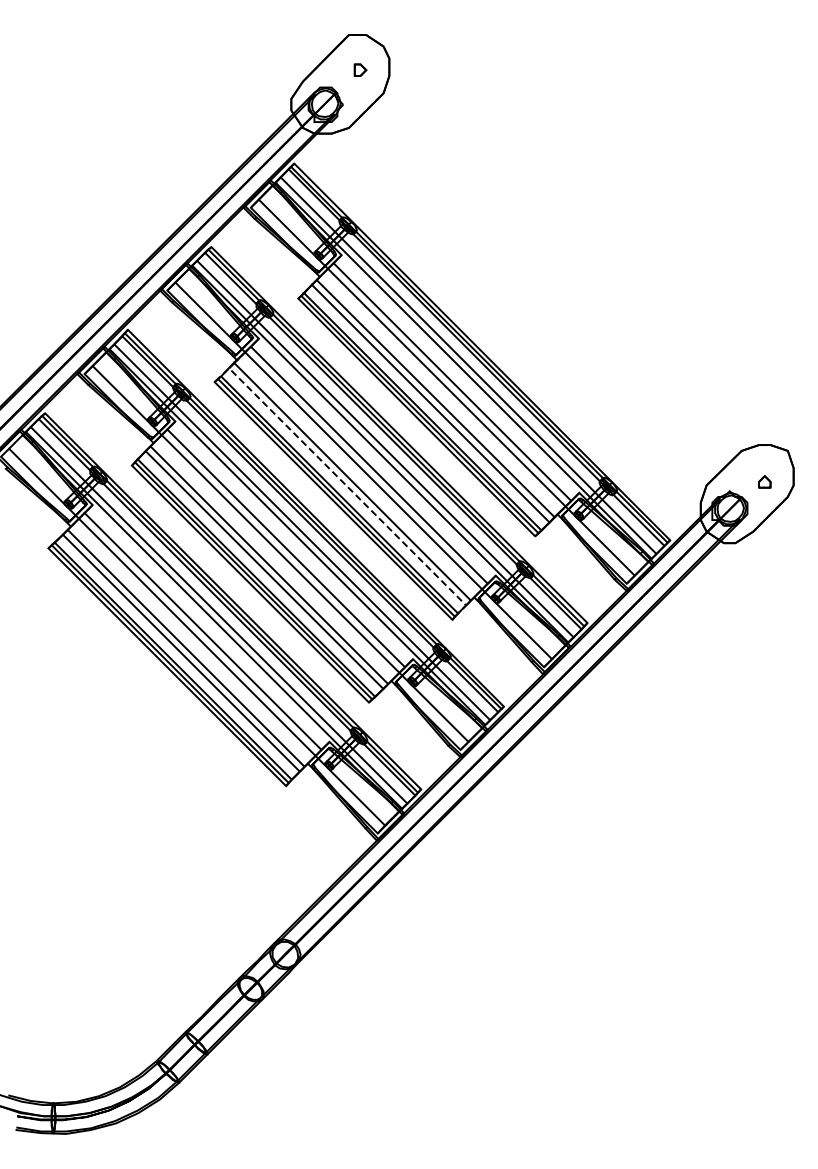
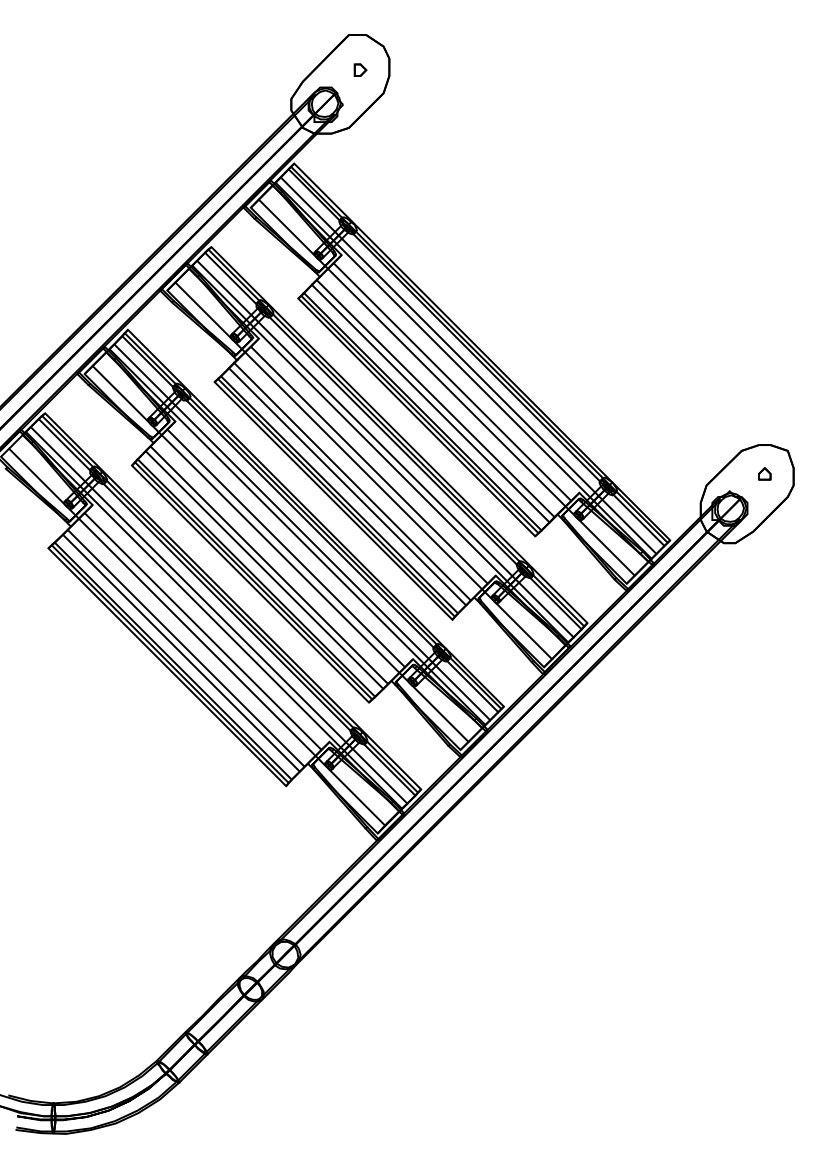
part position: (764, 481) -> (764, 473) (764, 473)
line: dashed -> solid (347, 486)
